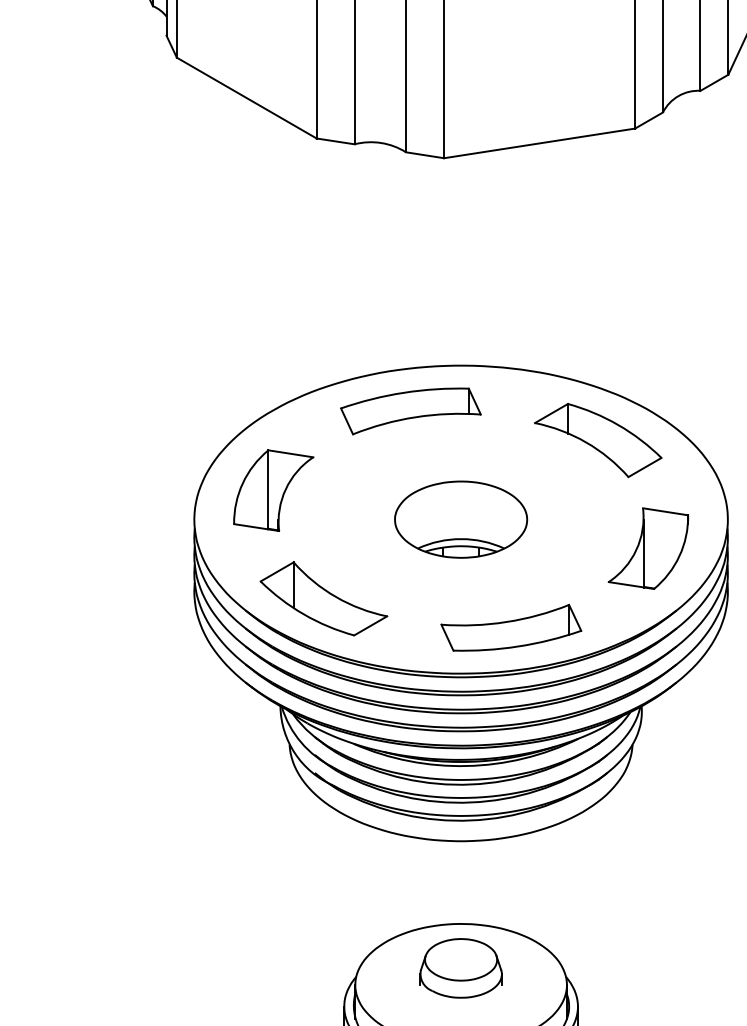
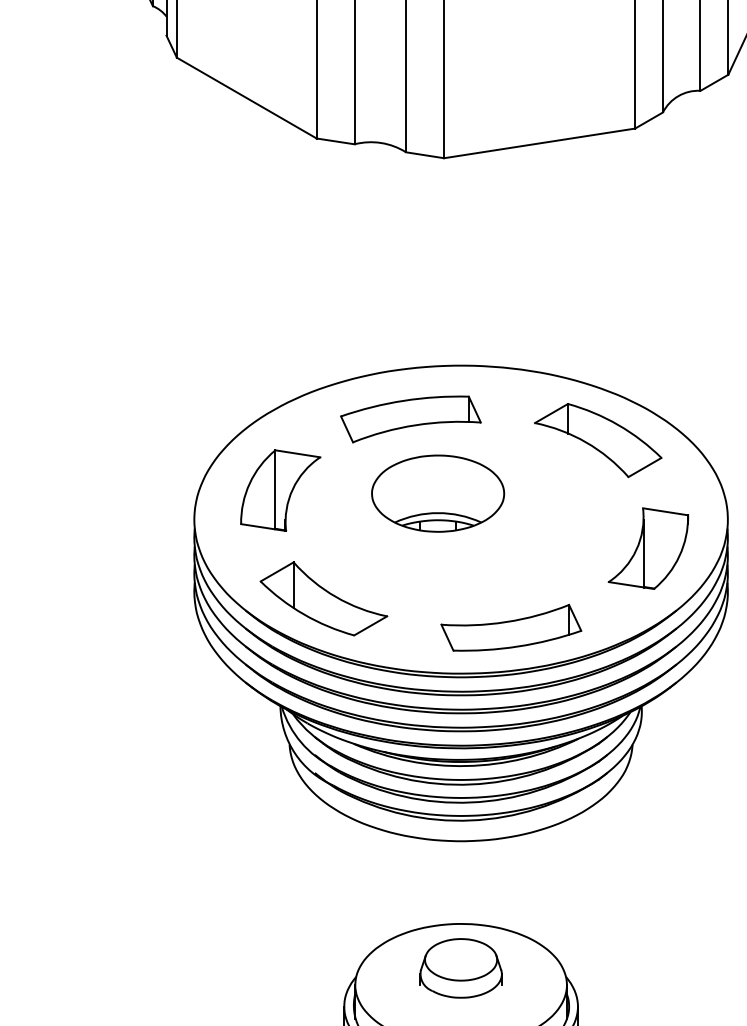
part position: (410, 411) -> (410, 419) (410, 419)
part position: (273, 490) -> (280, 490) (280, 490)
part position: (461, 519) -> (438, 493) (438, 493)
